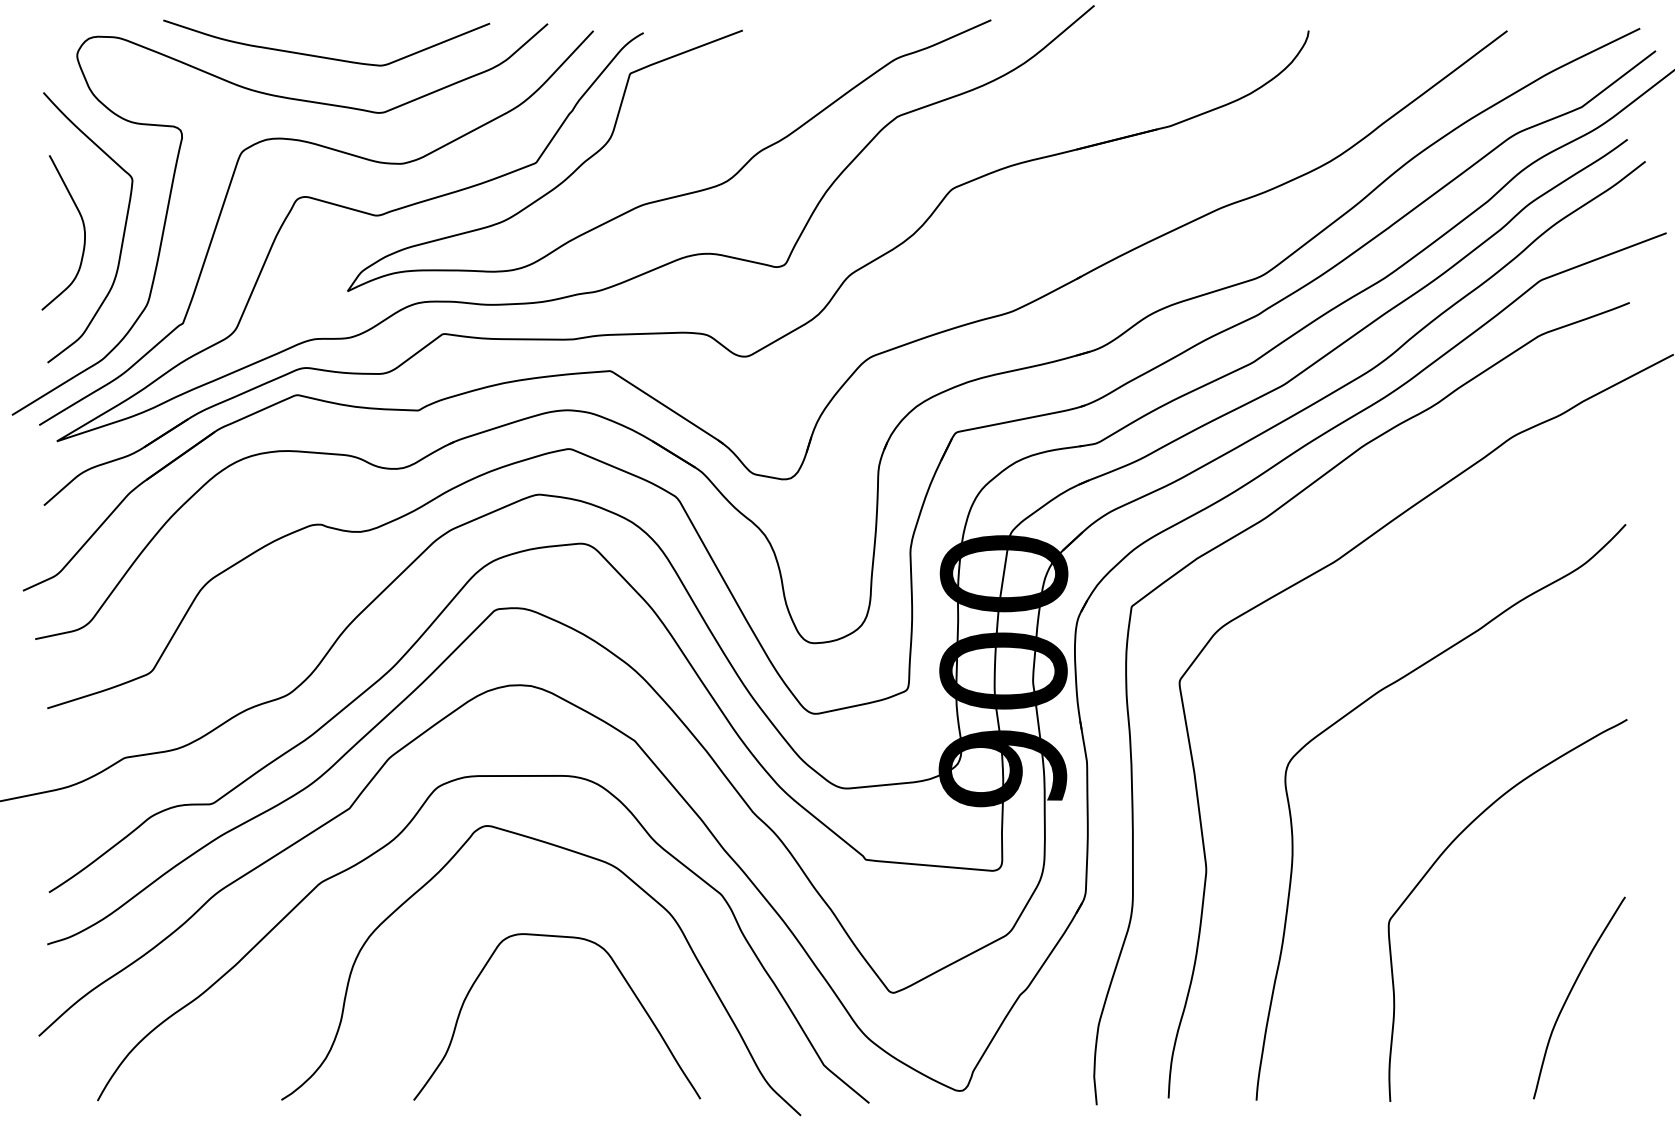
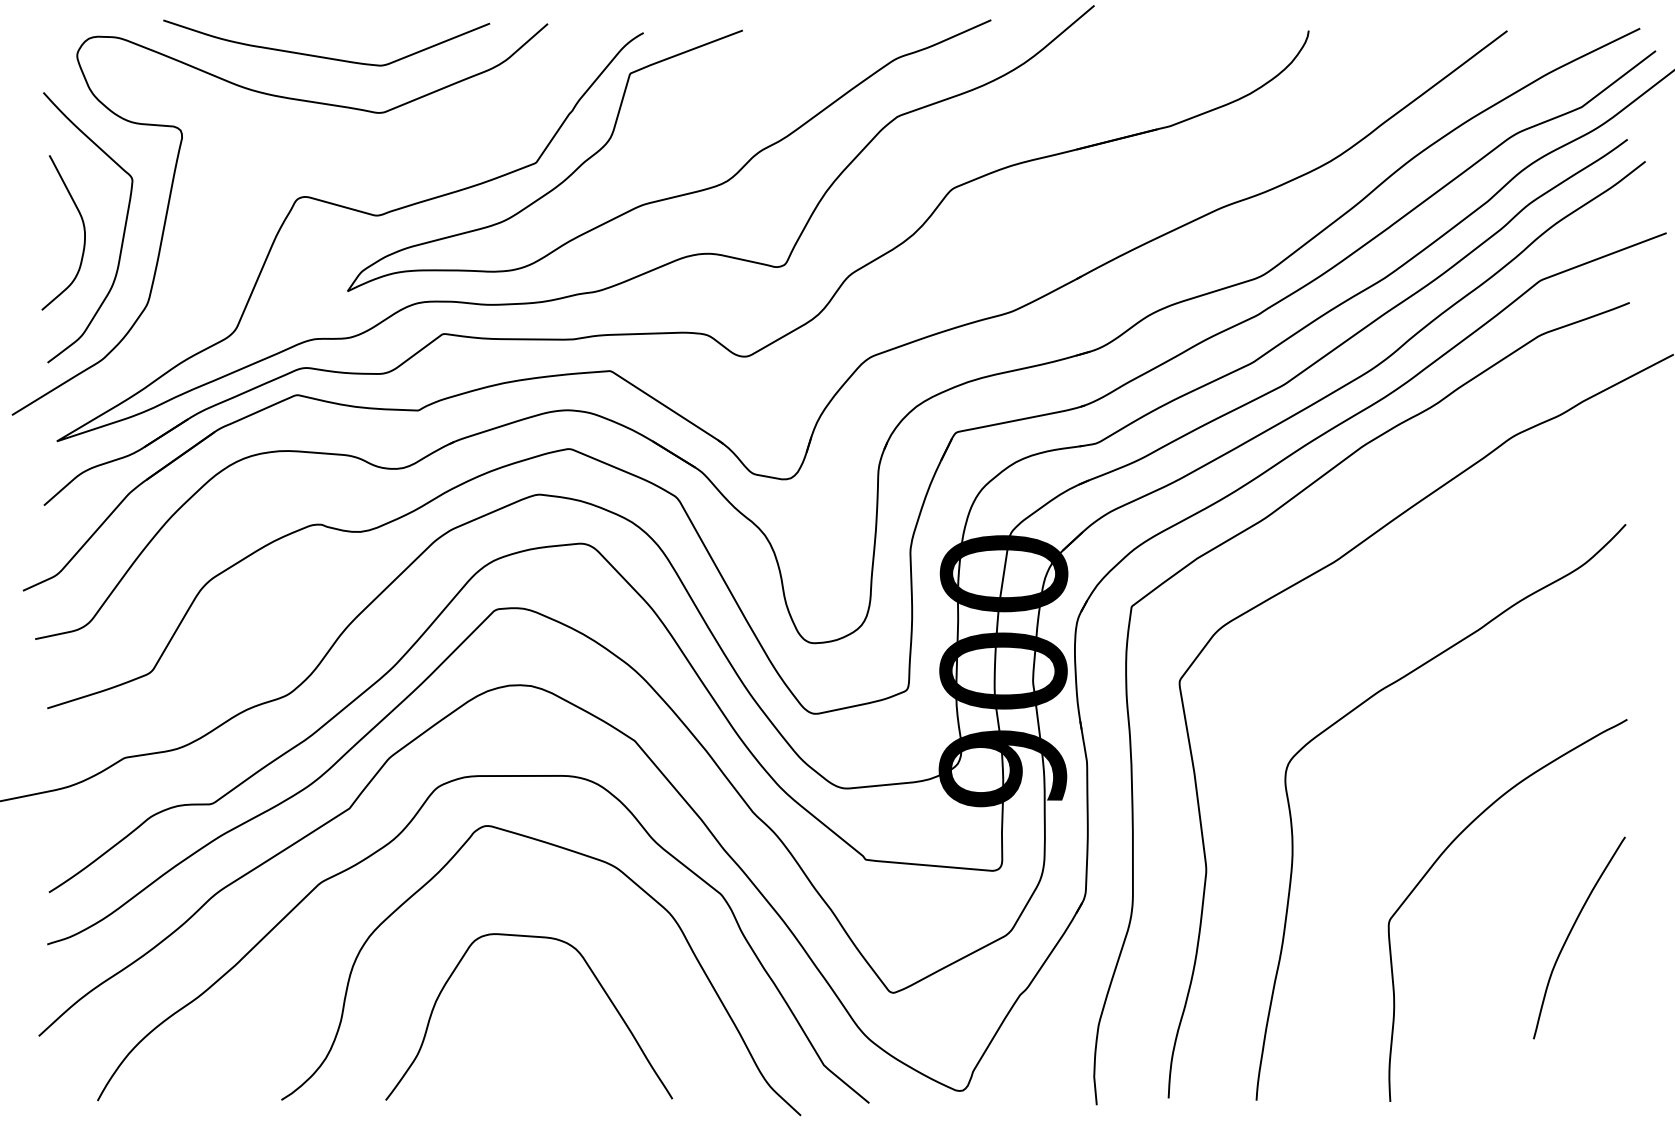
curve: present -> none (339, 152)
curve position: (620, 974) -> (592, 974) (592, 974)
curve position: (1571, 992) -> (1571, 932) (1571, 932)
